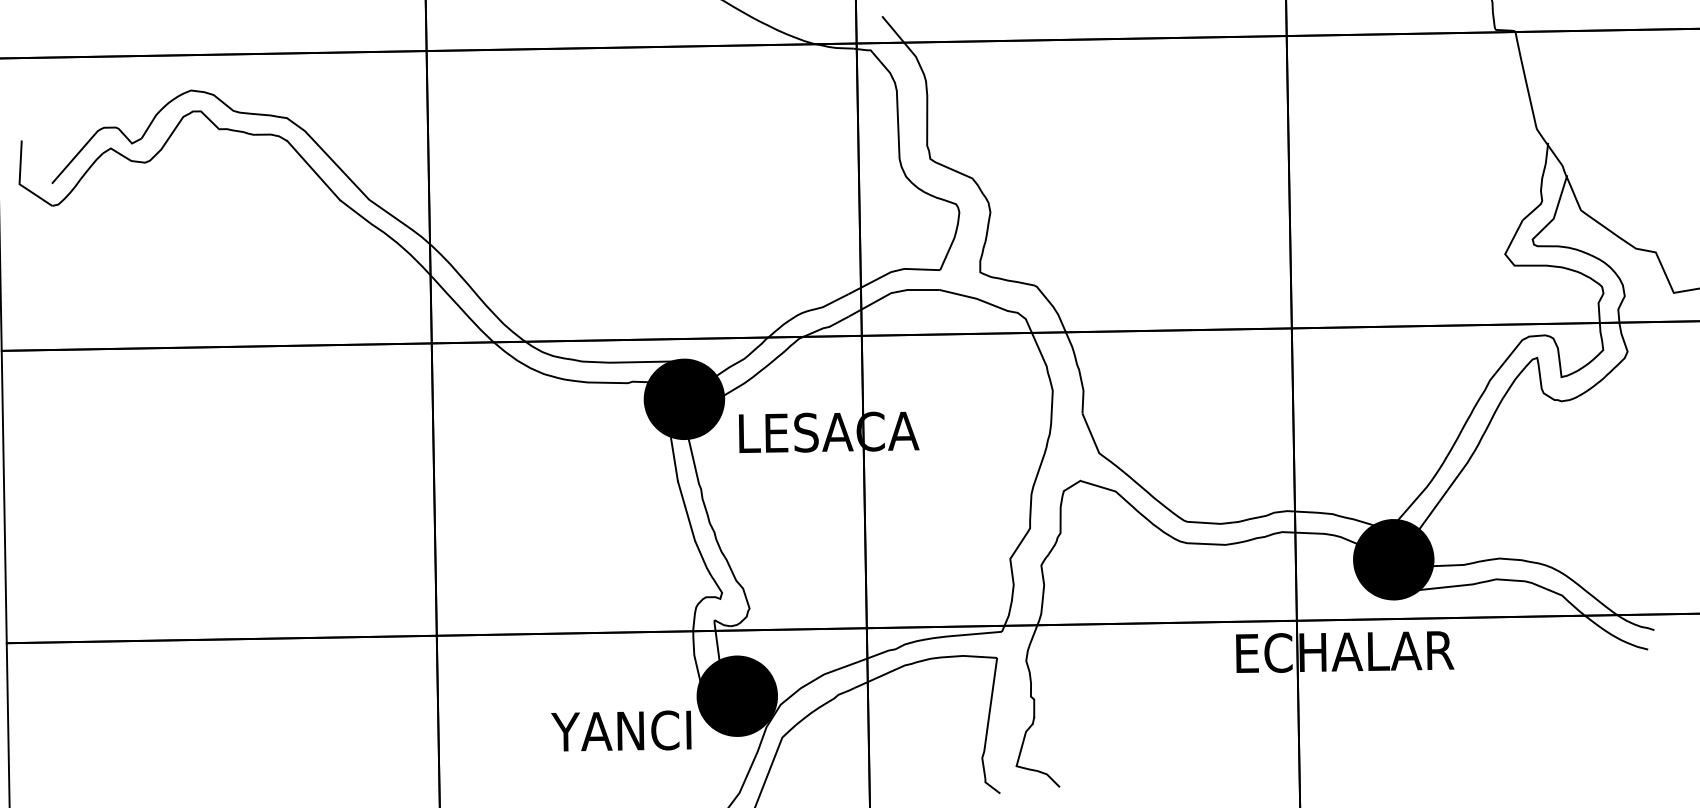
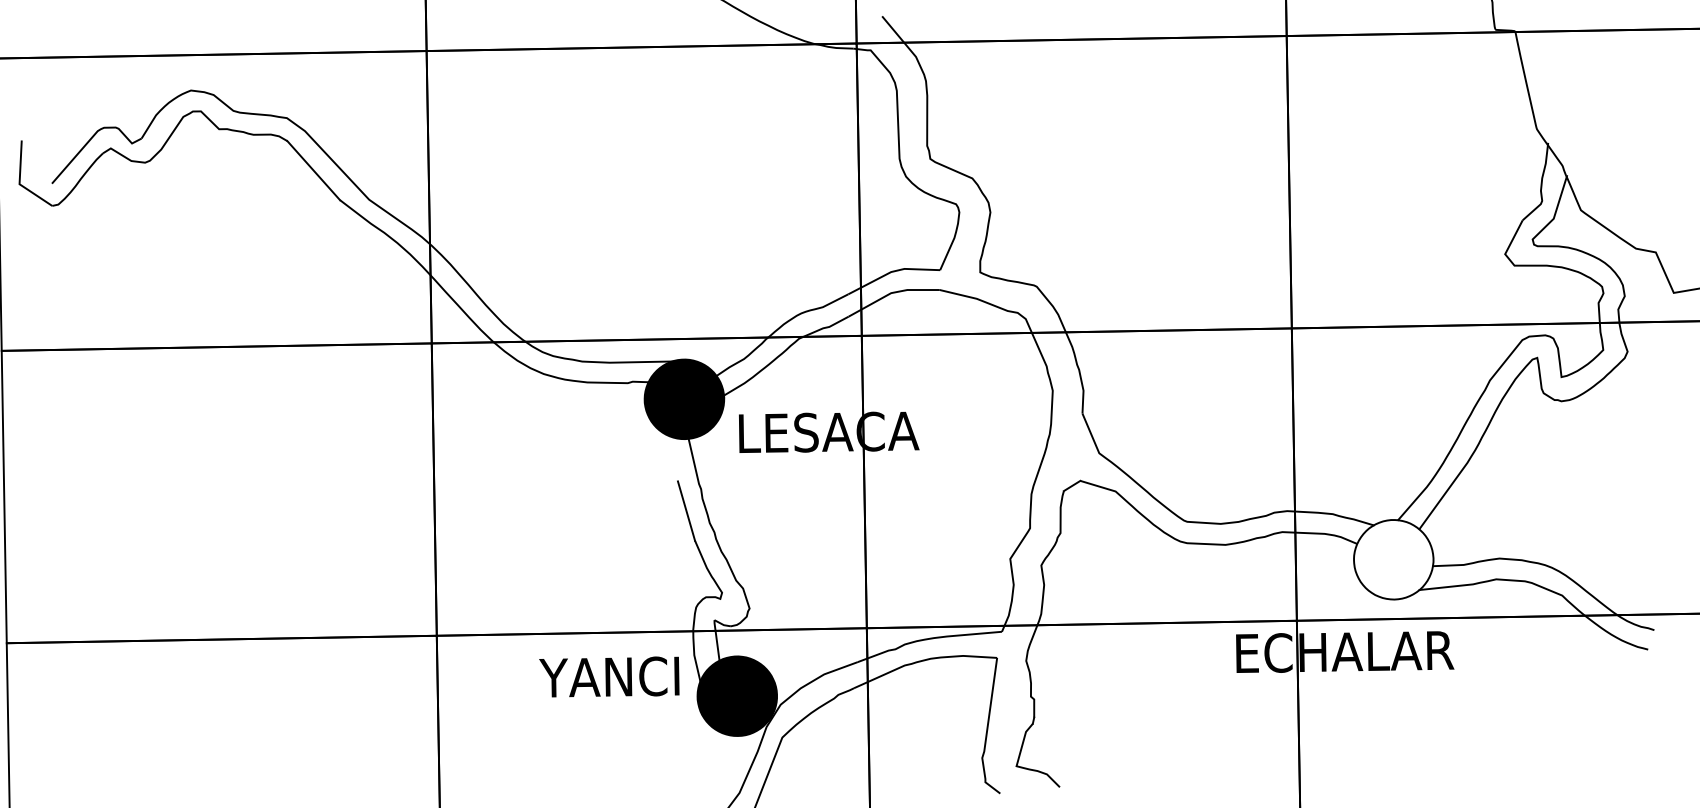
line: present -> none (673, 458)
fill: present -> none (1393, 559)
fill: present -> none (1393, 559)
text position: (621, 730) -> (609, 676) (609, 676)
